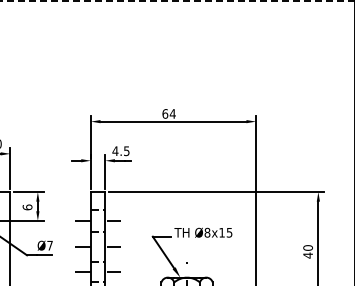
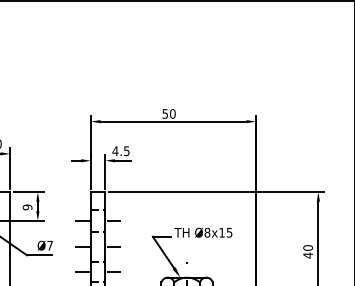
line: dashed -> solid (177, 0)
text: 64 -> 50 (168, 113)
text: 6 -> 9 (27, 207)
